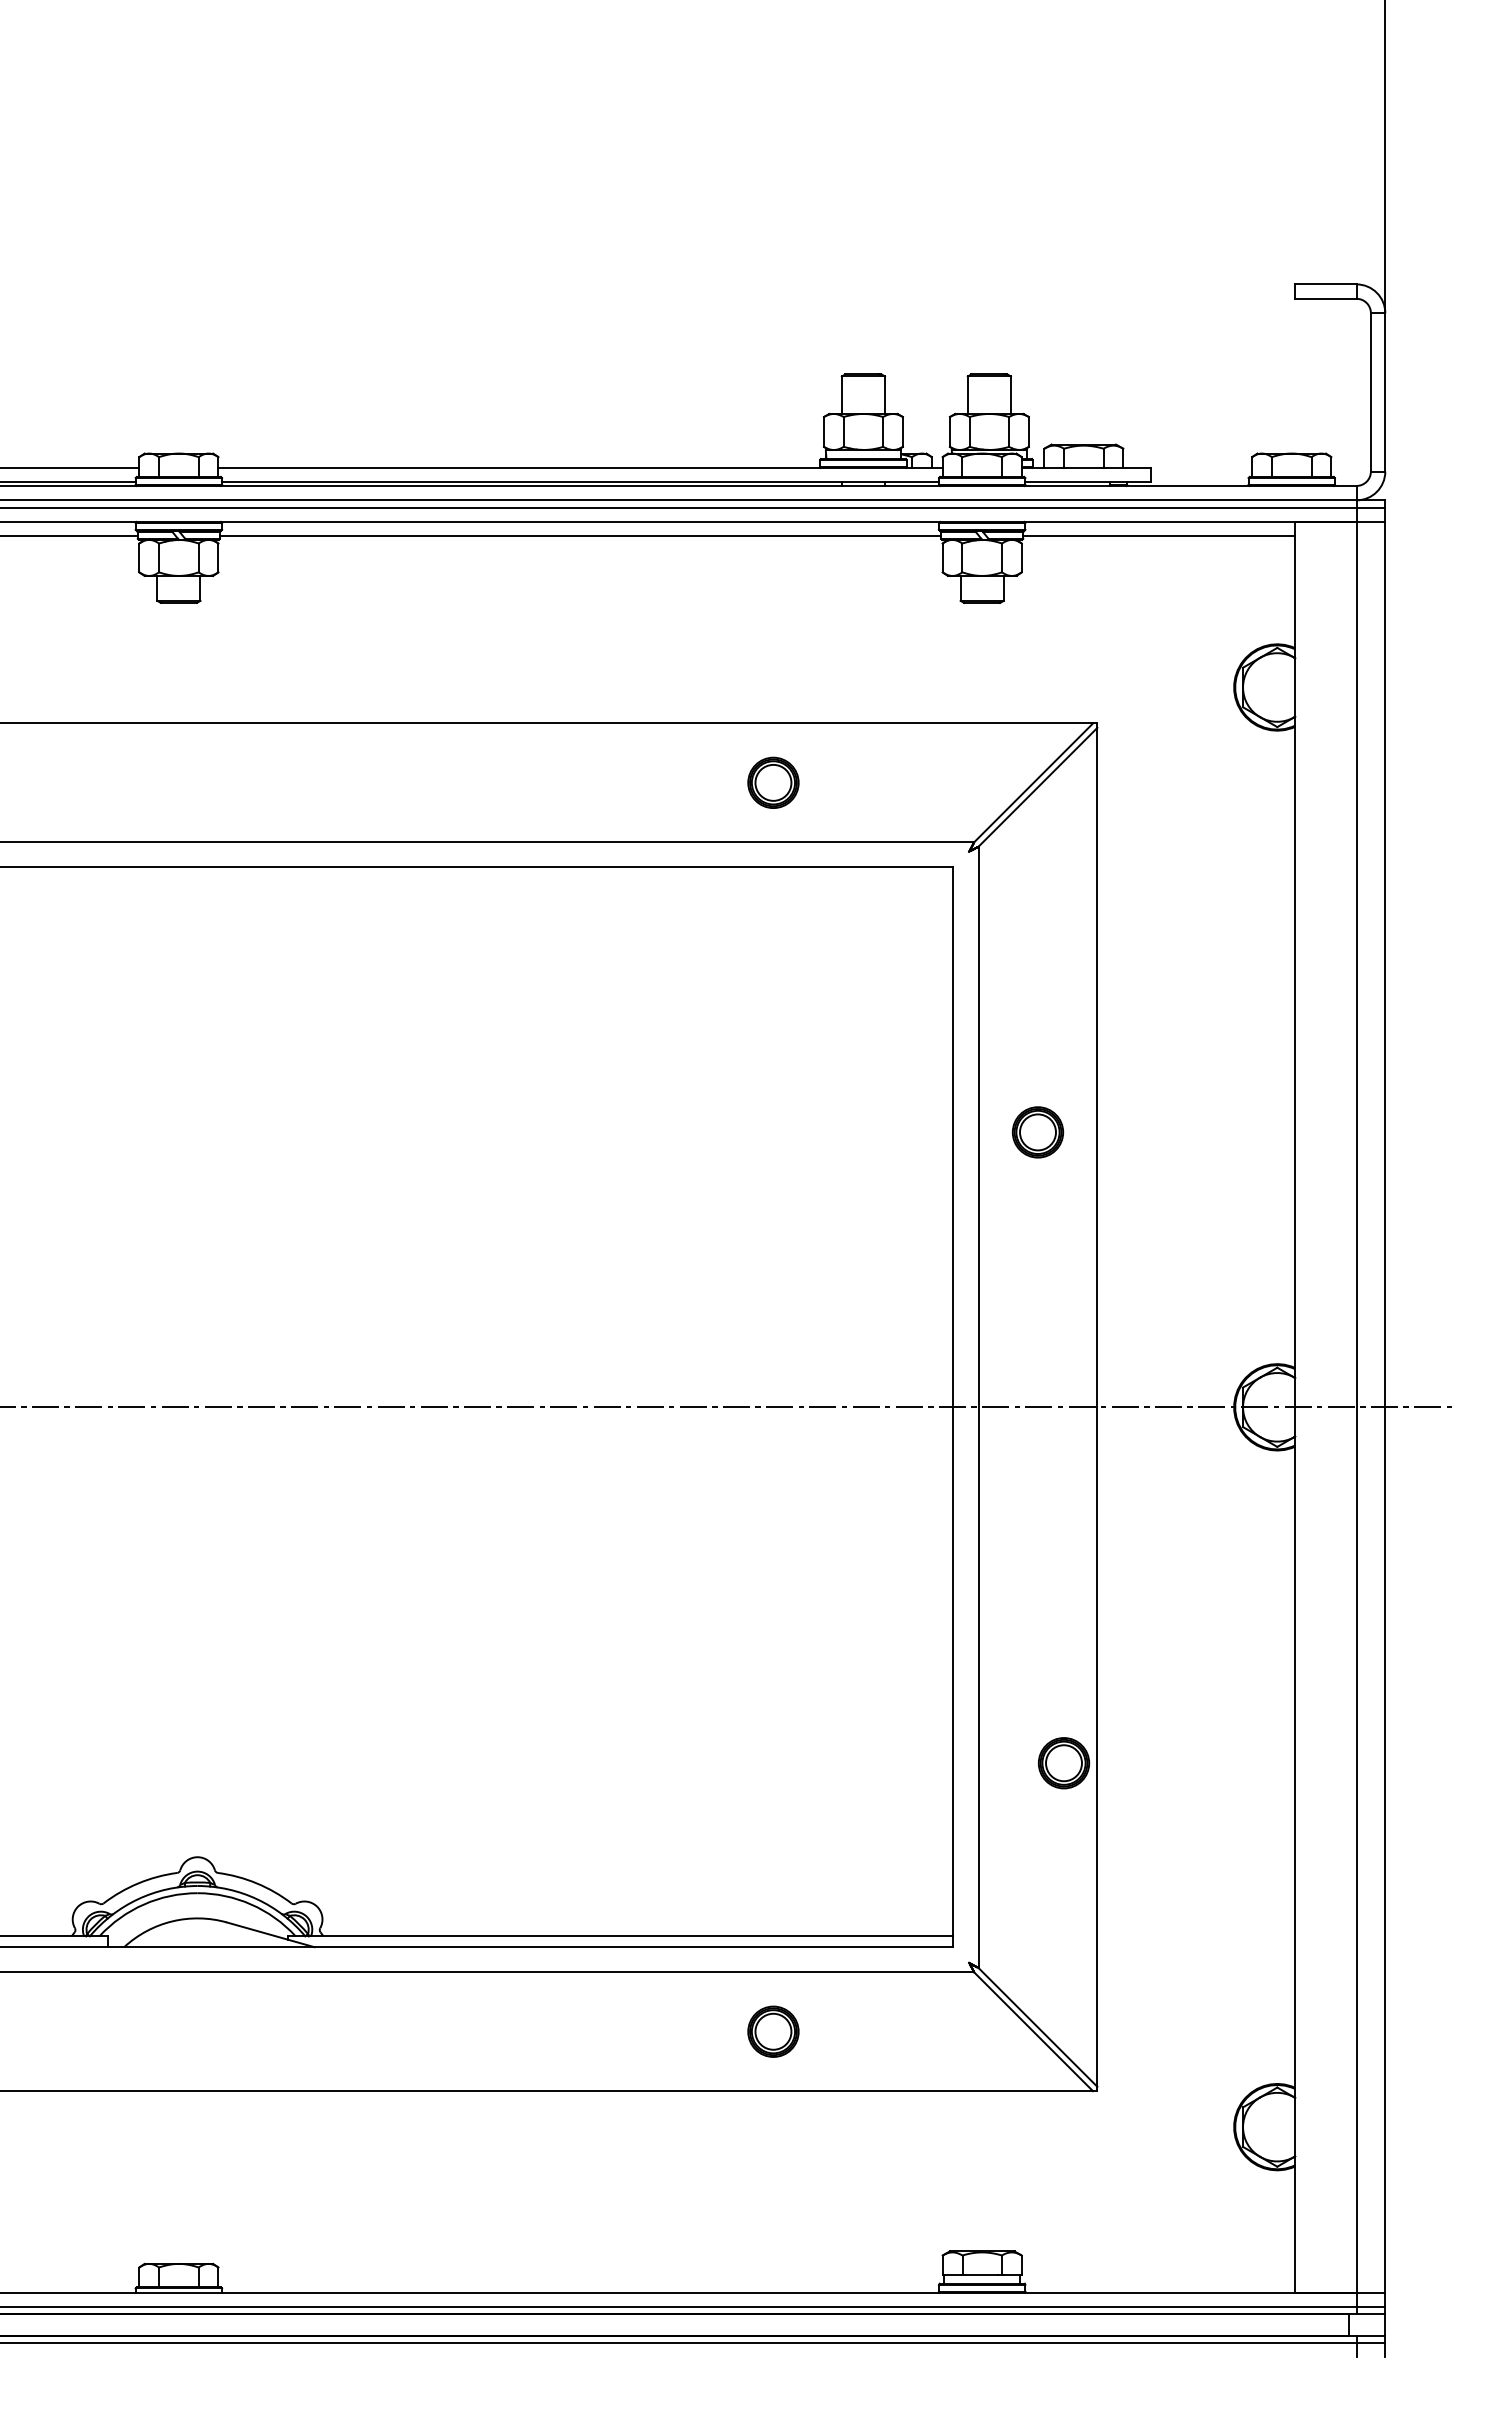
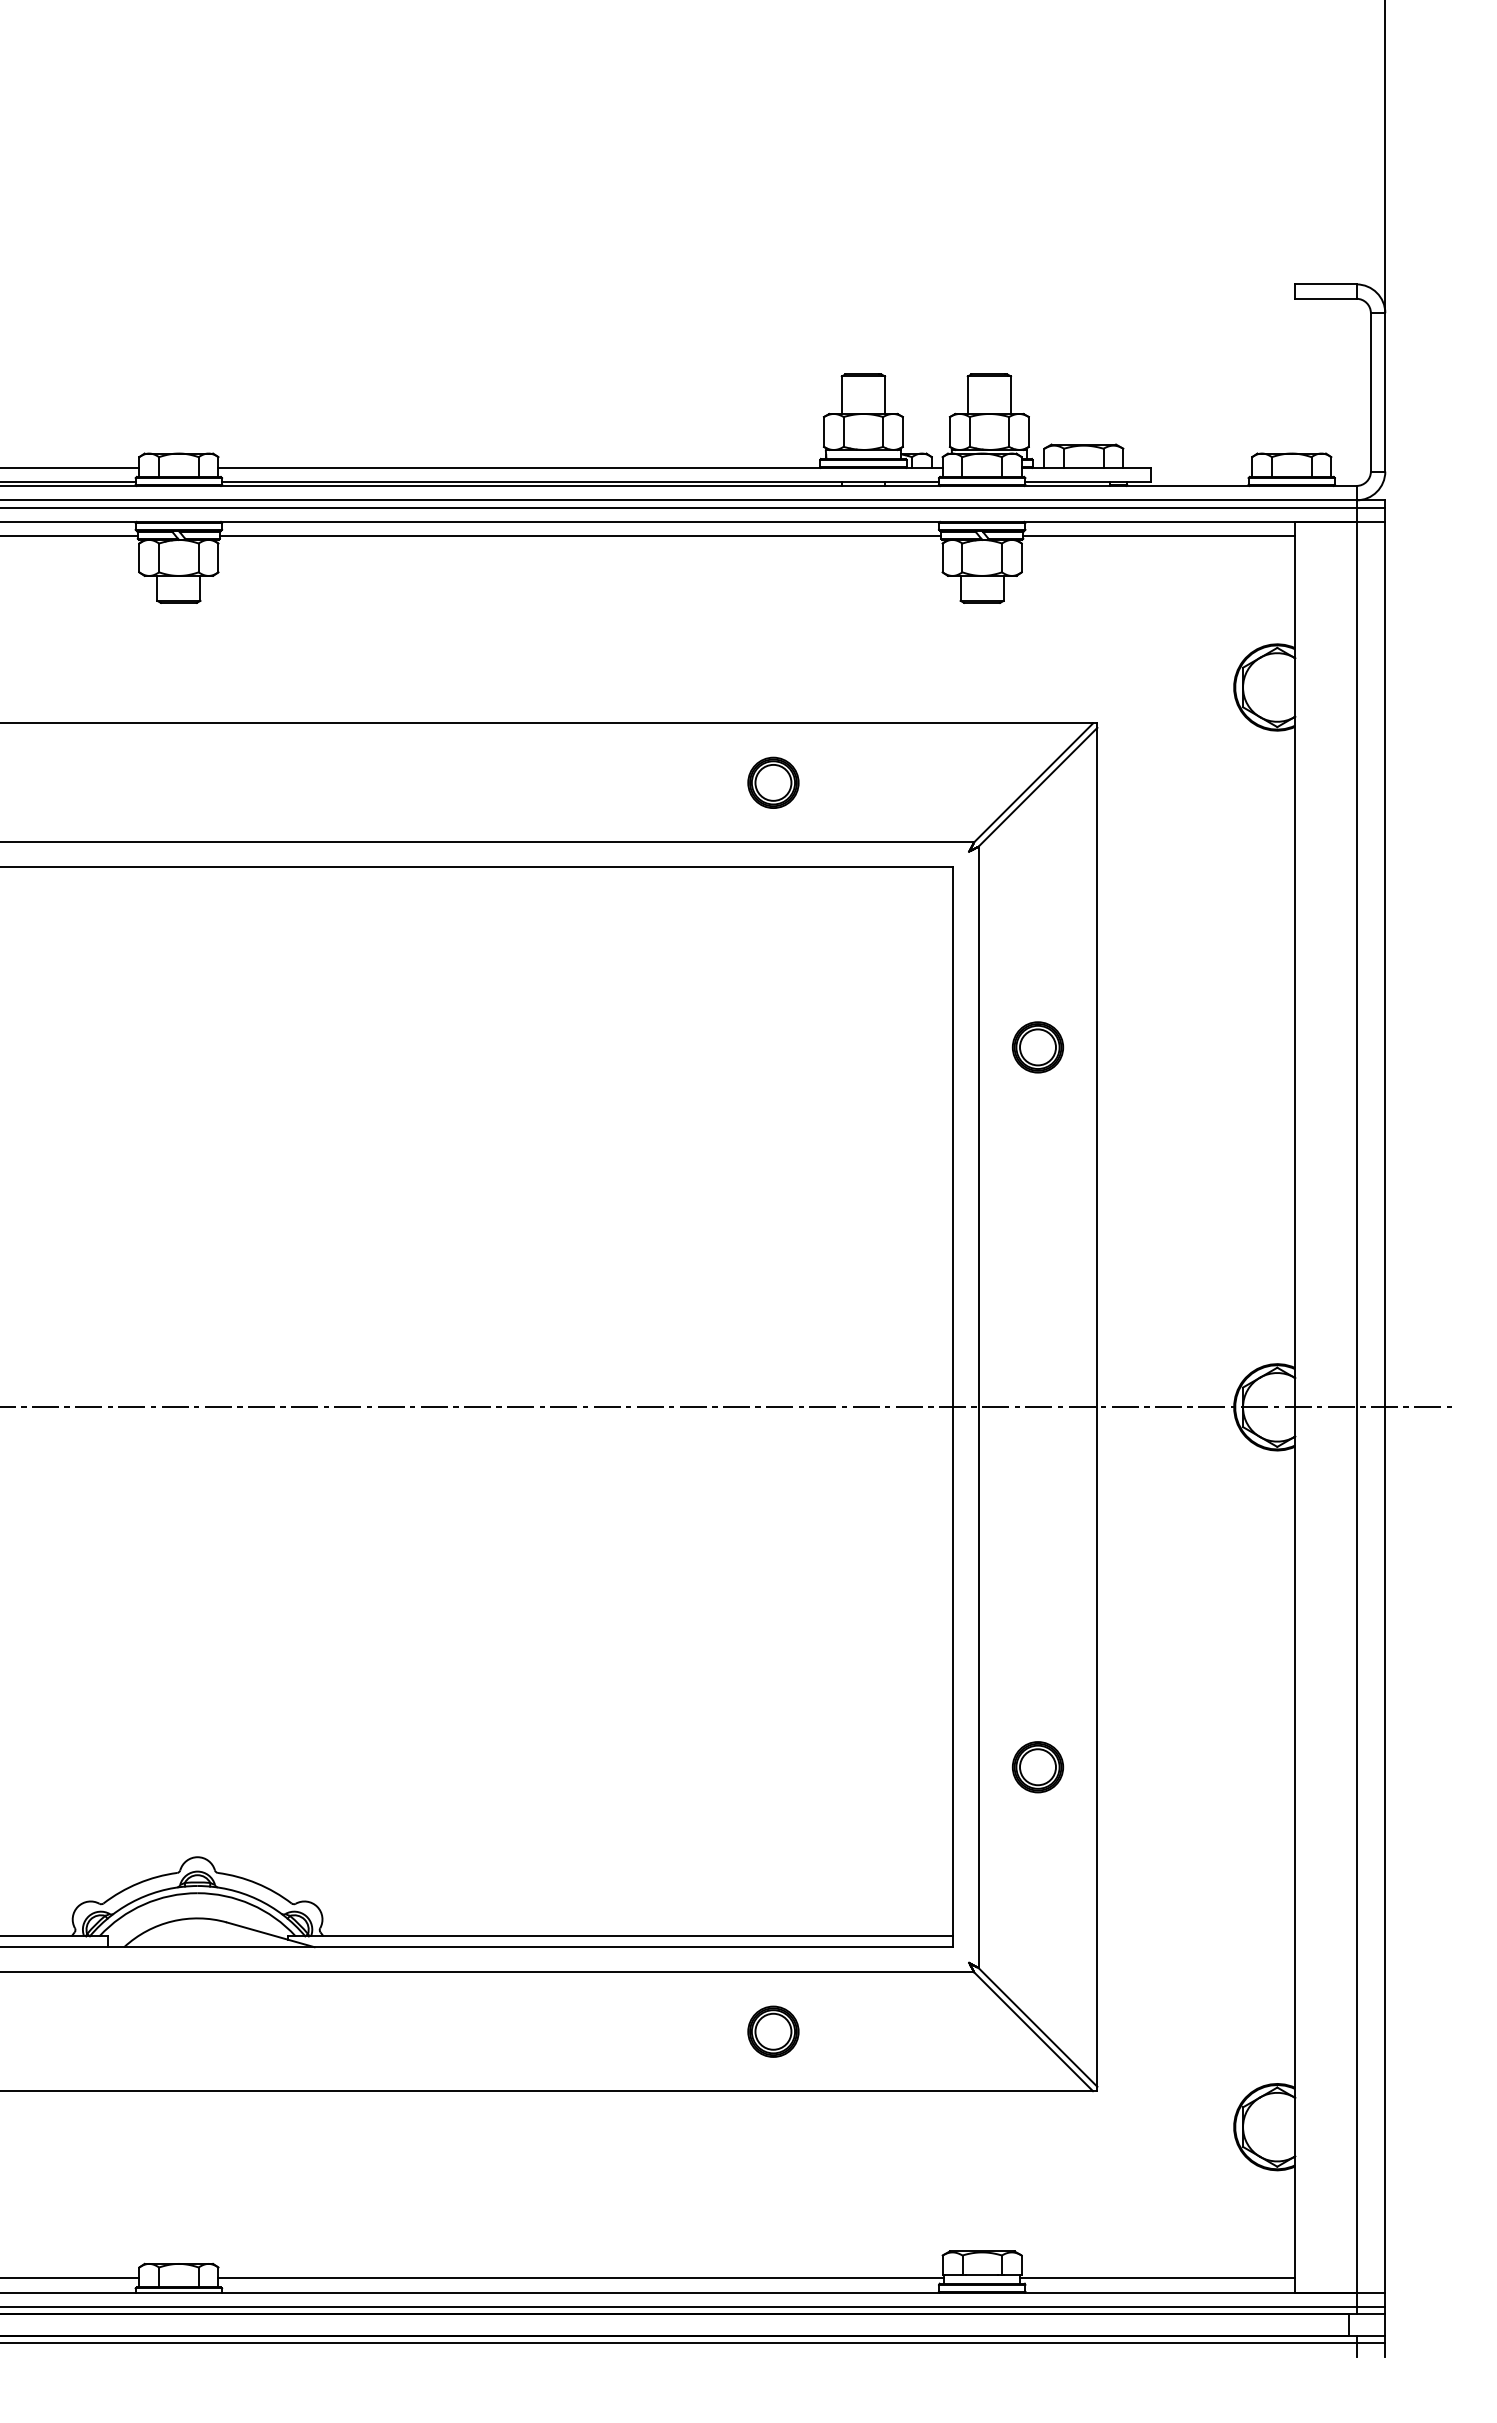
part position: (1037, 1132) -> (1037, 1047) (1037, 1047)
part position: (1063, 1763) -> (1037, 1767) (1037, 1767)
line: none -> present (70, 2278)
line: none -> present (581, 2278)
line: none -> present (1157, 2278)
